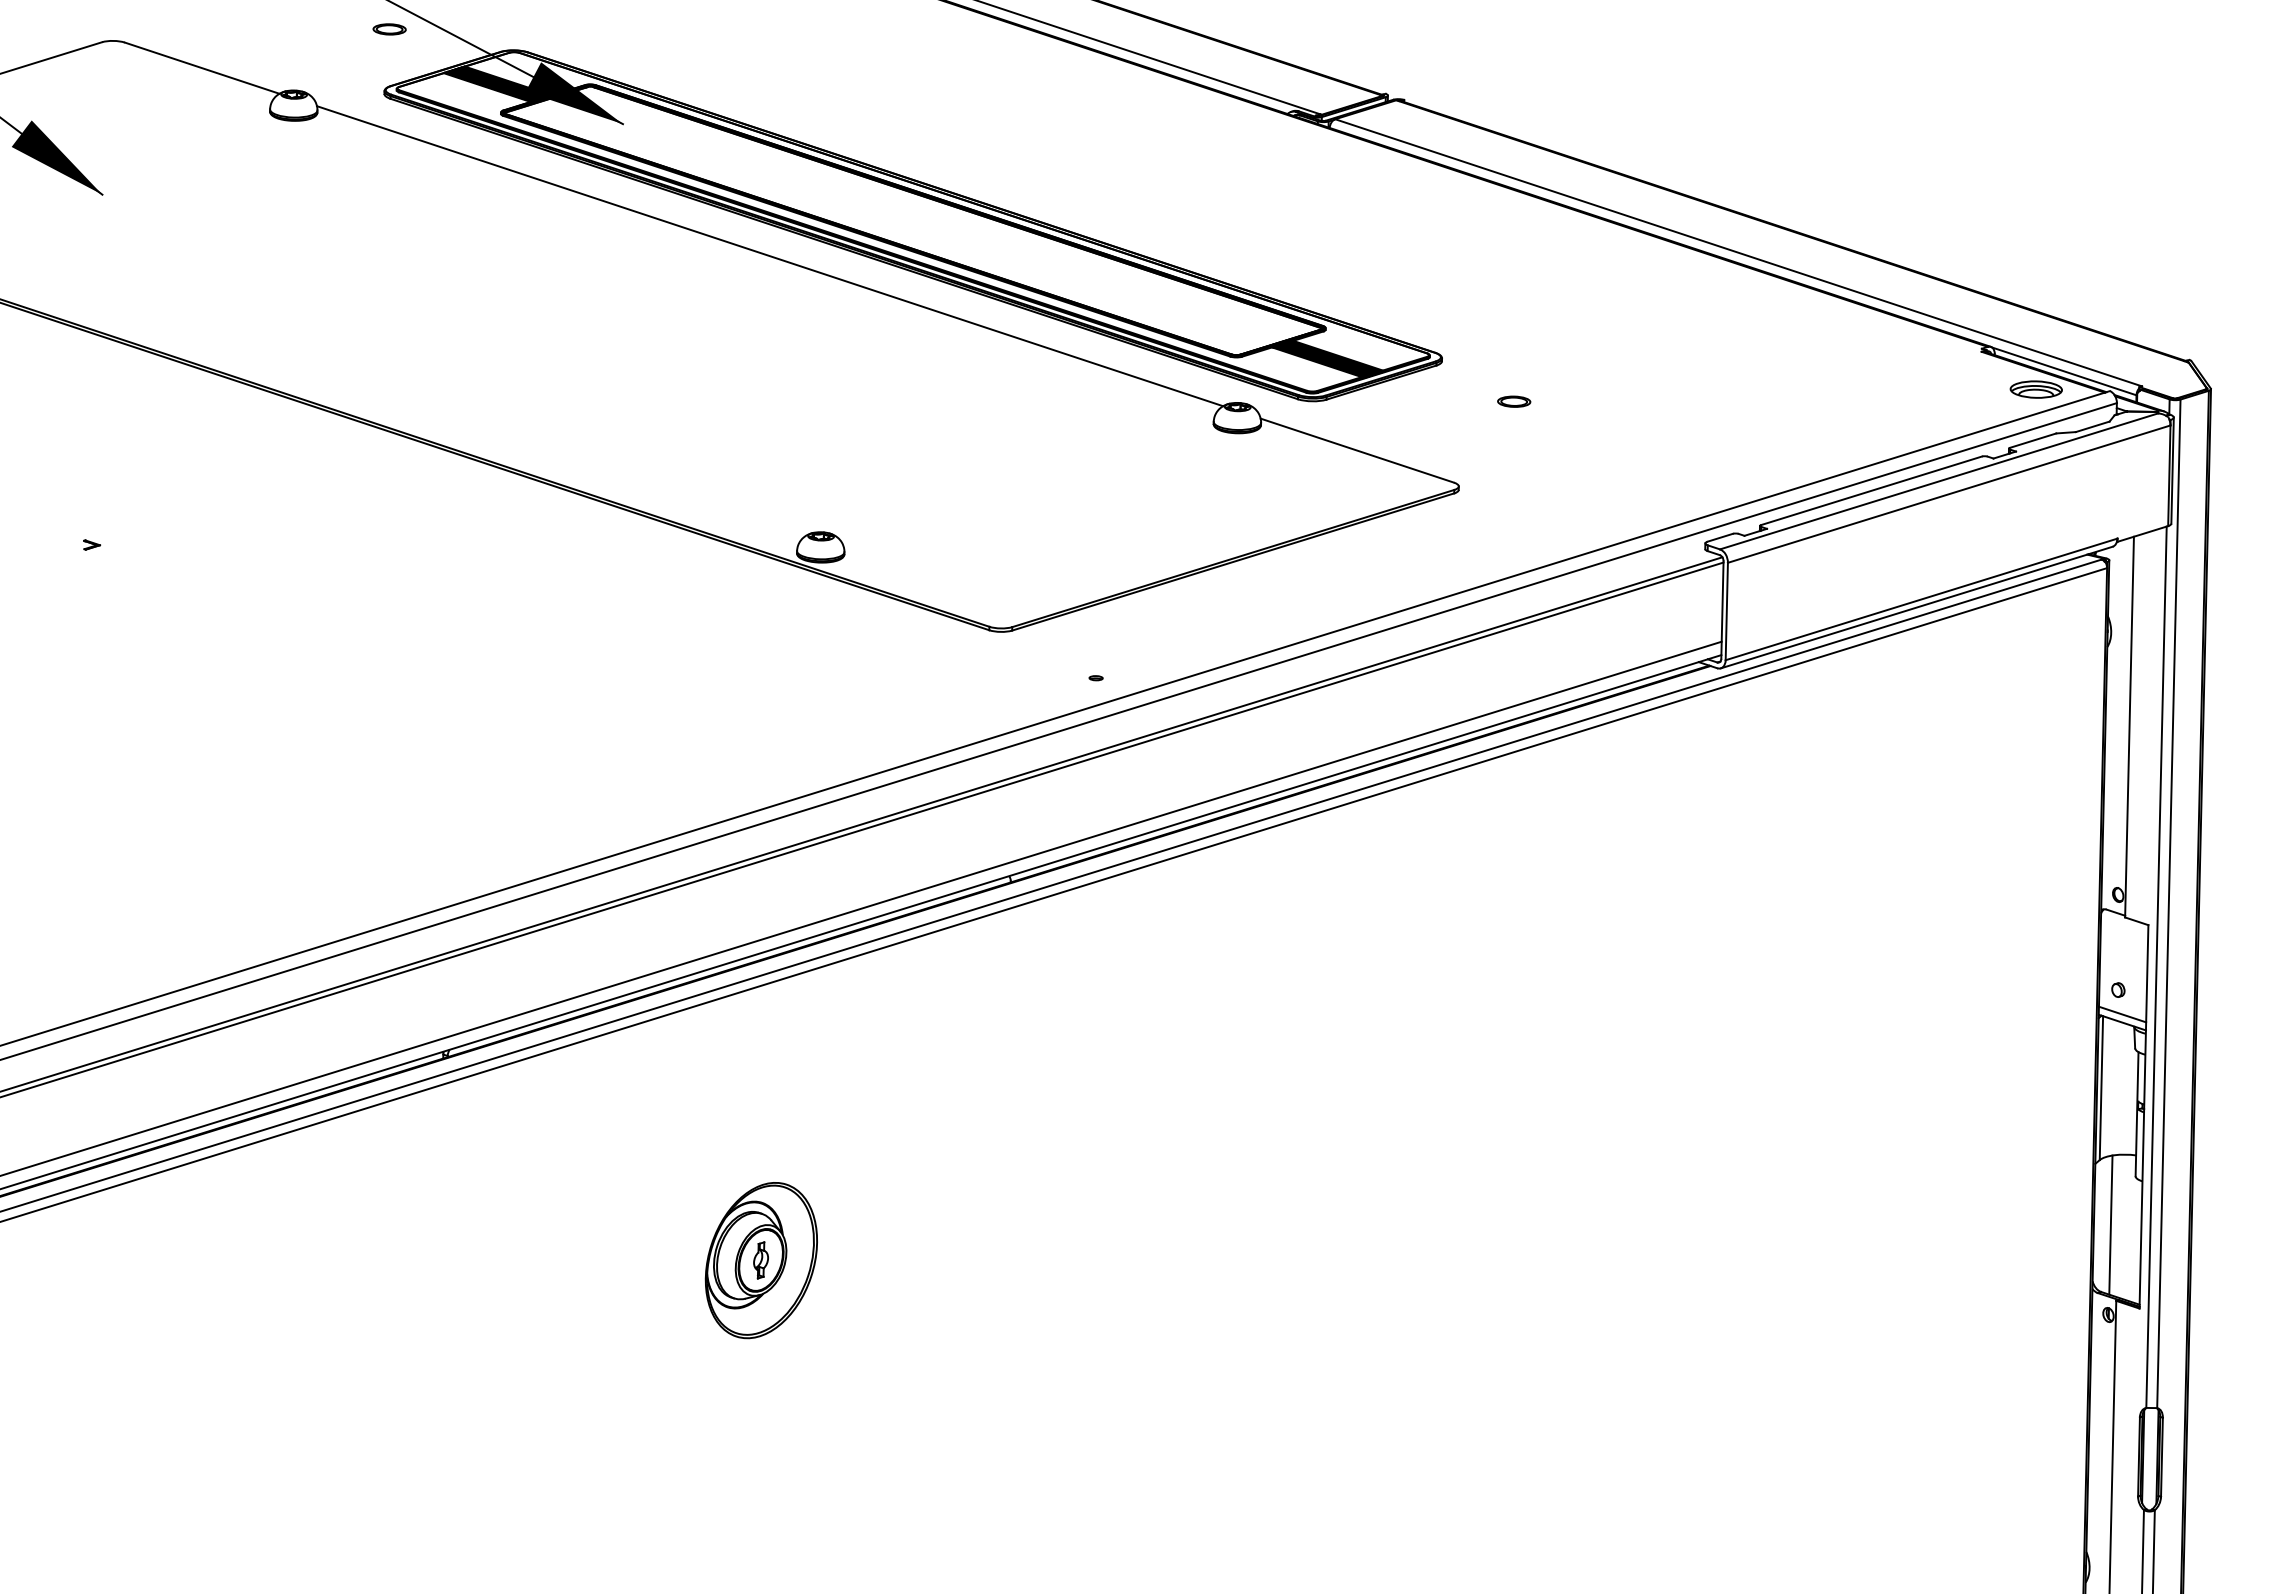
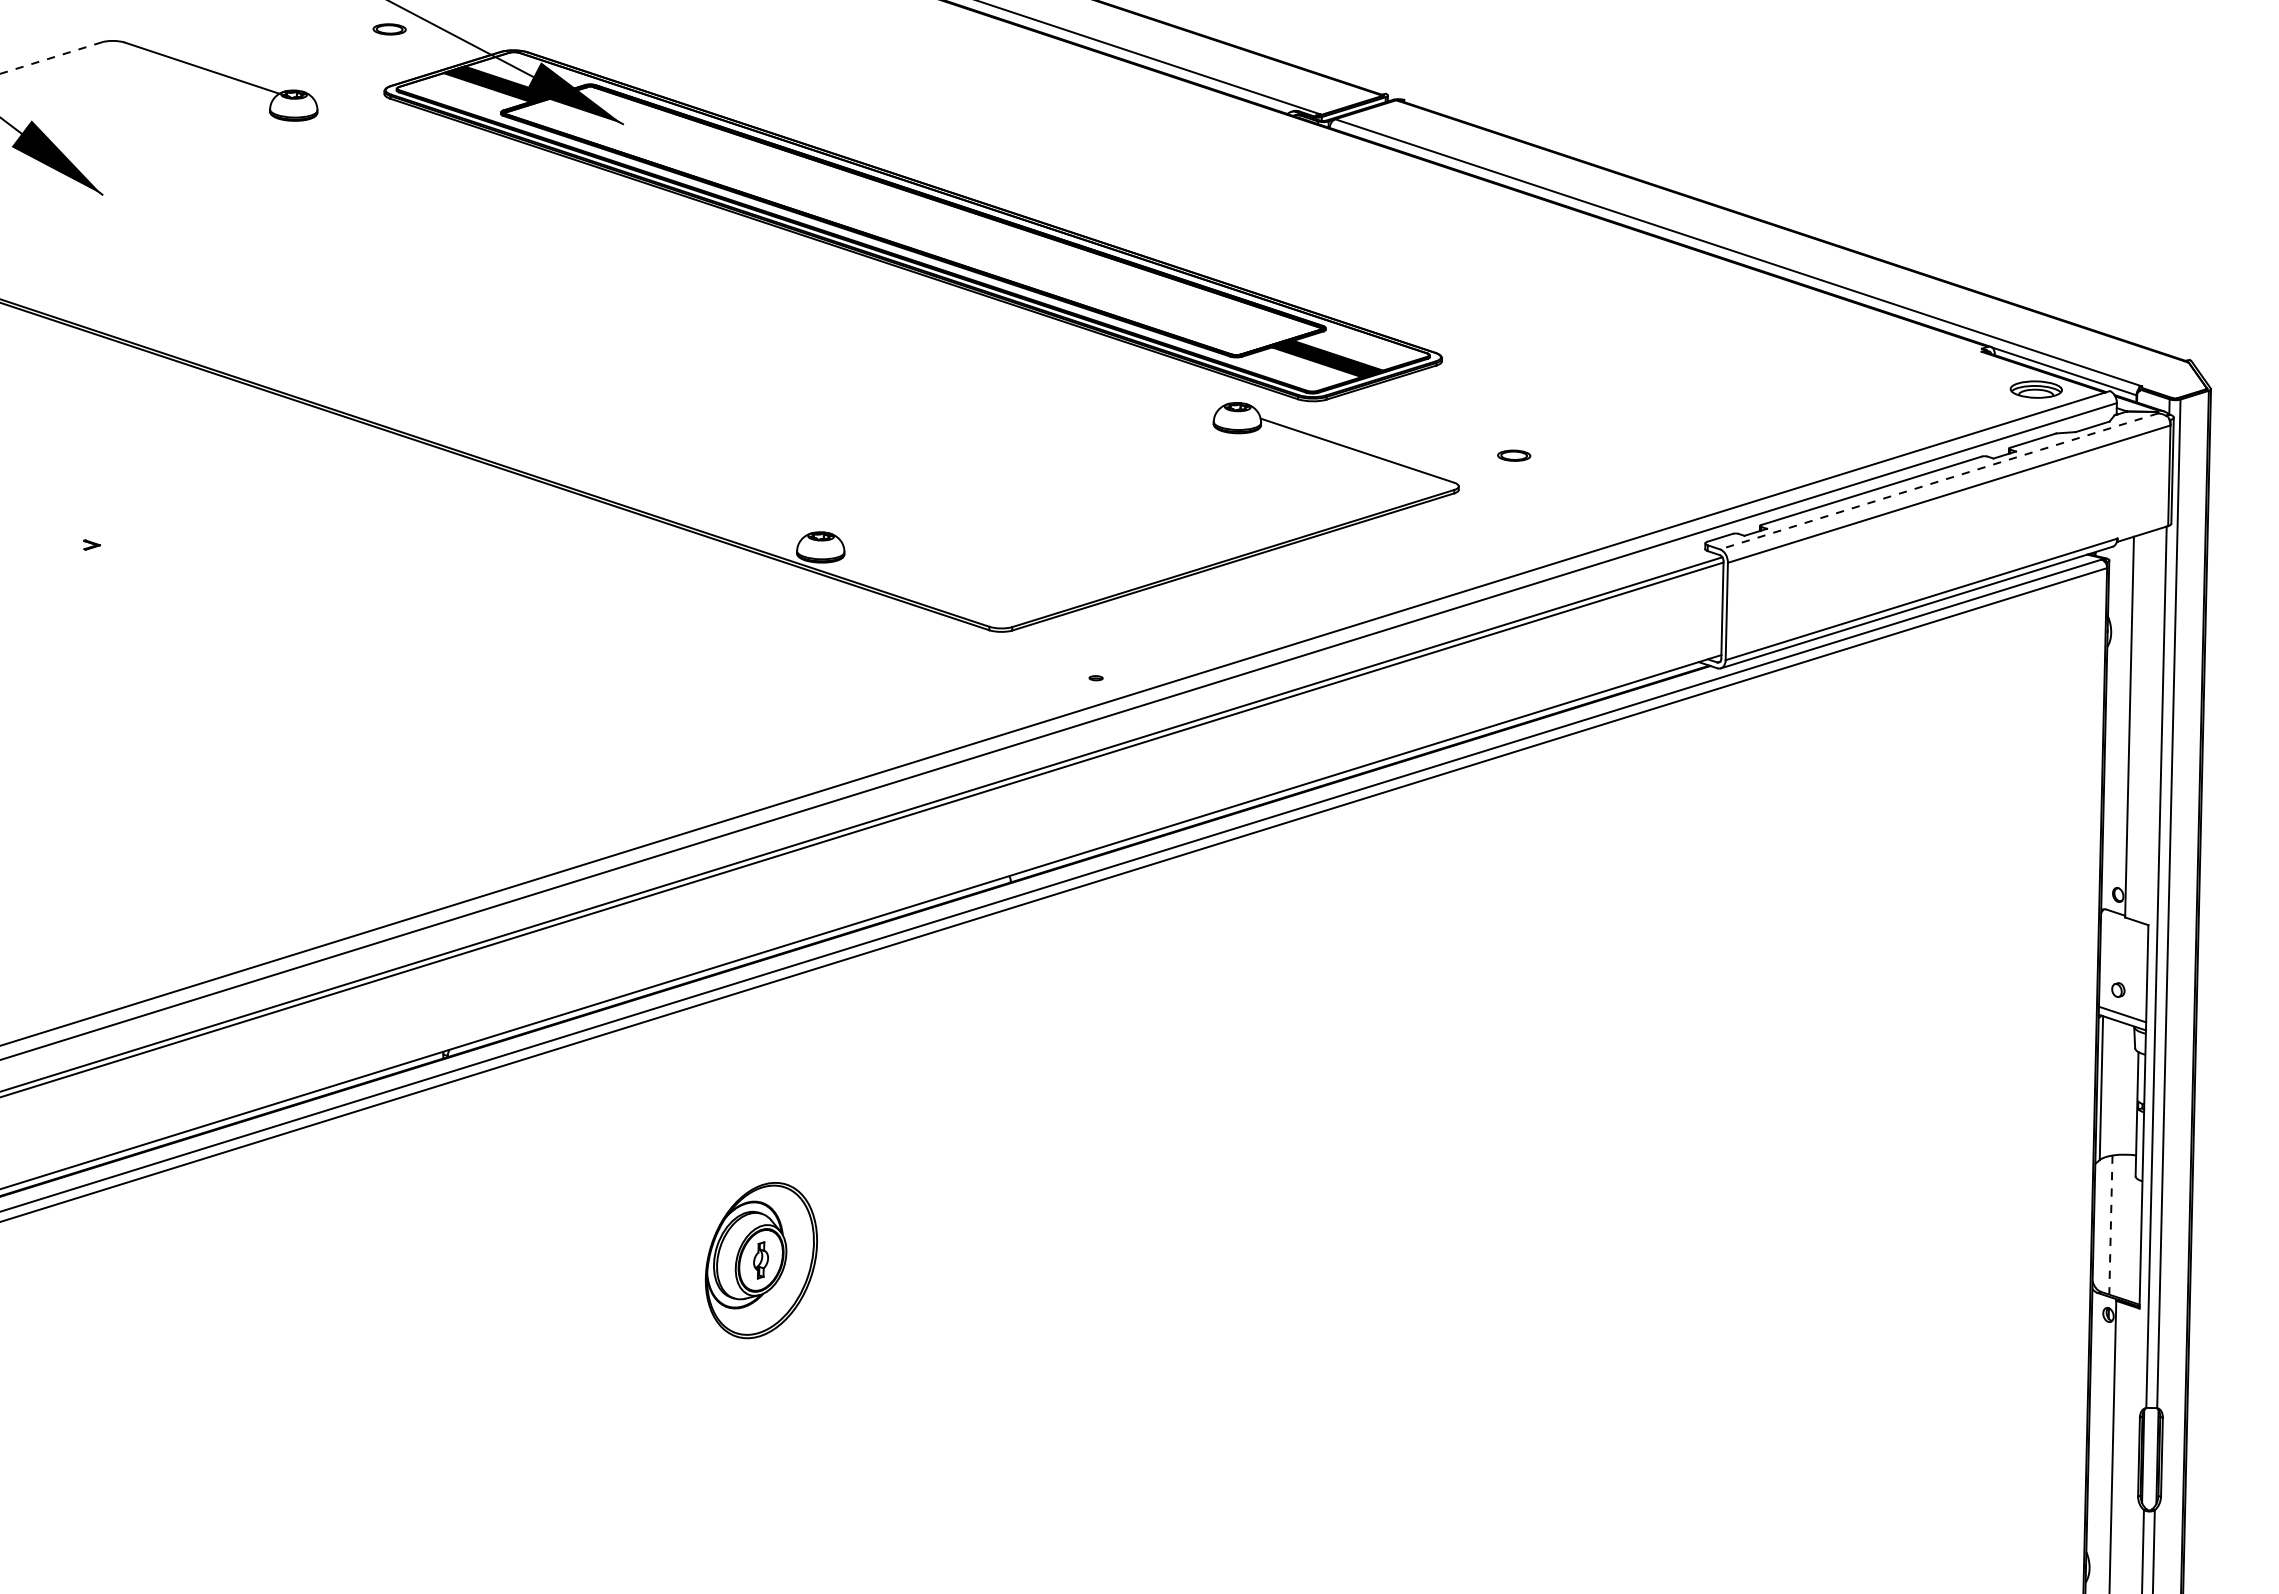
line: solid -> dashed (51, 57)
line: present -> none (770, 256)
part position: (1514, 401) -> (1514, 455) (1514, 455)
line: solid -> dashed (1938, 481)
line: present -> none (861, 908)
line: solid -> dashed (2110, 1225)
